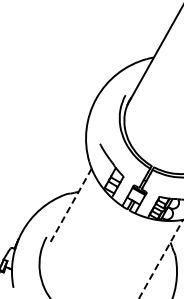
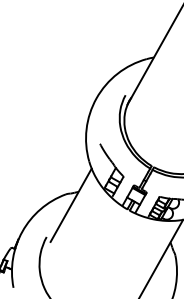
line: dashed -> solid (70, 205)
line: dashed -> solid (161, 258)
